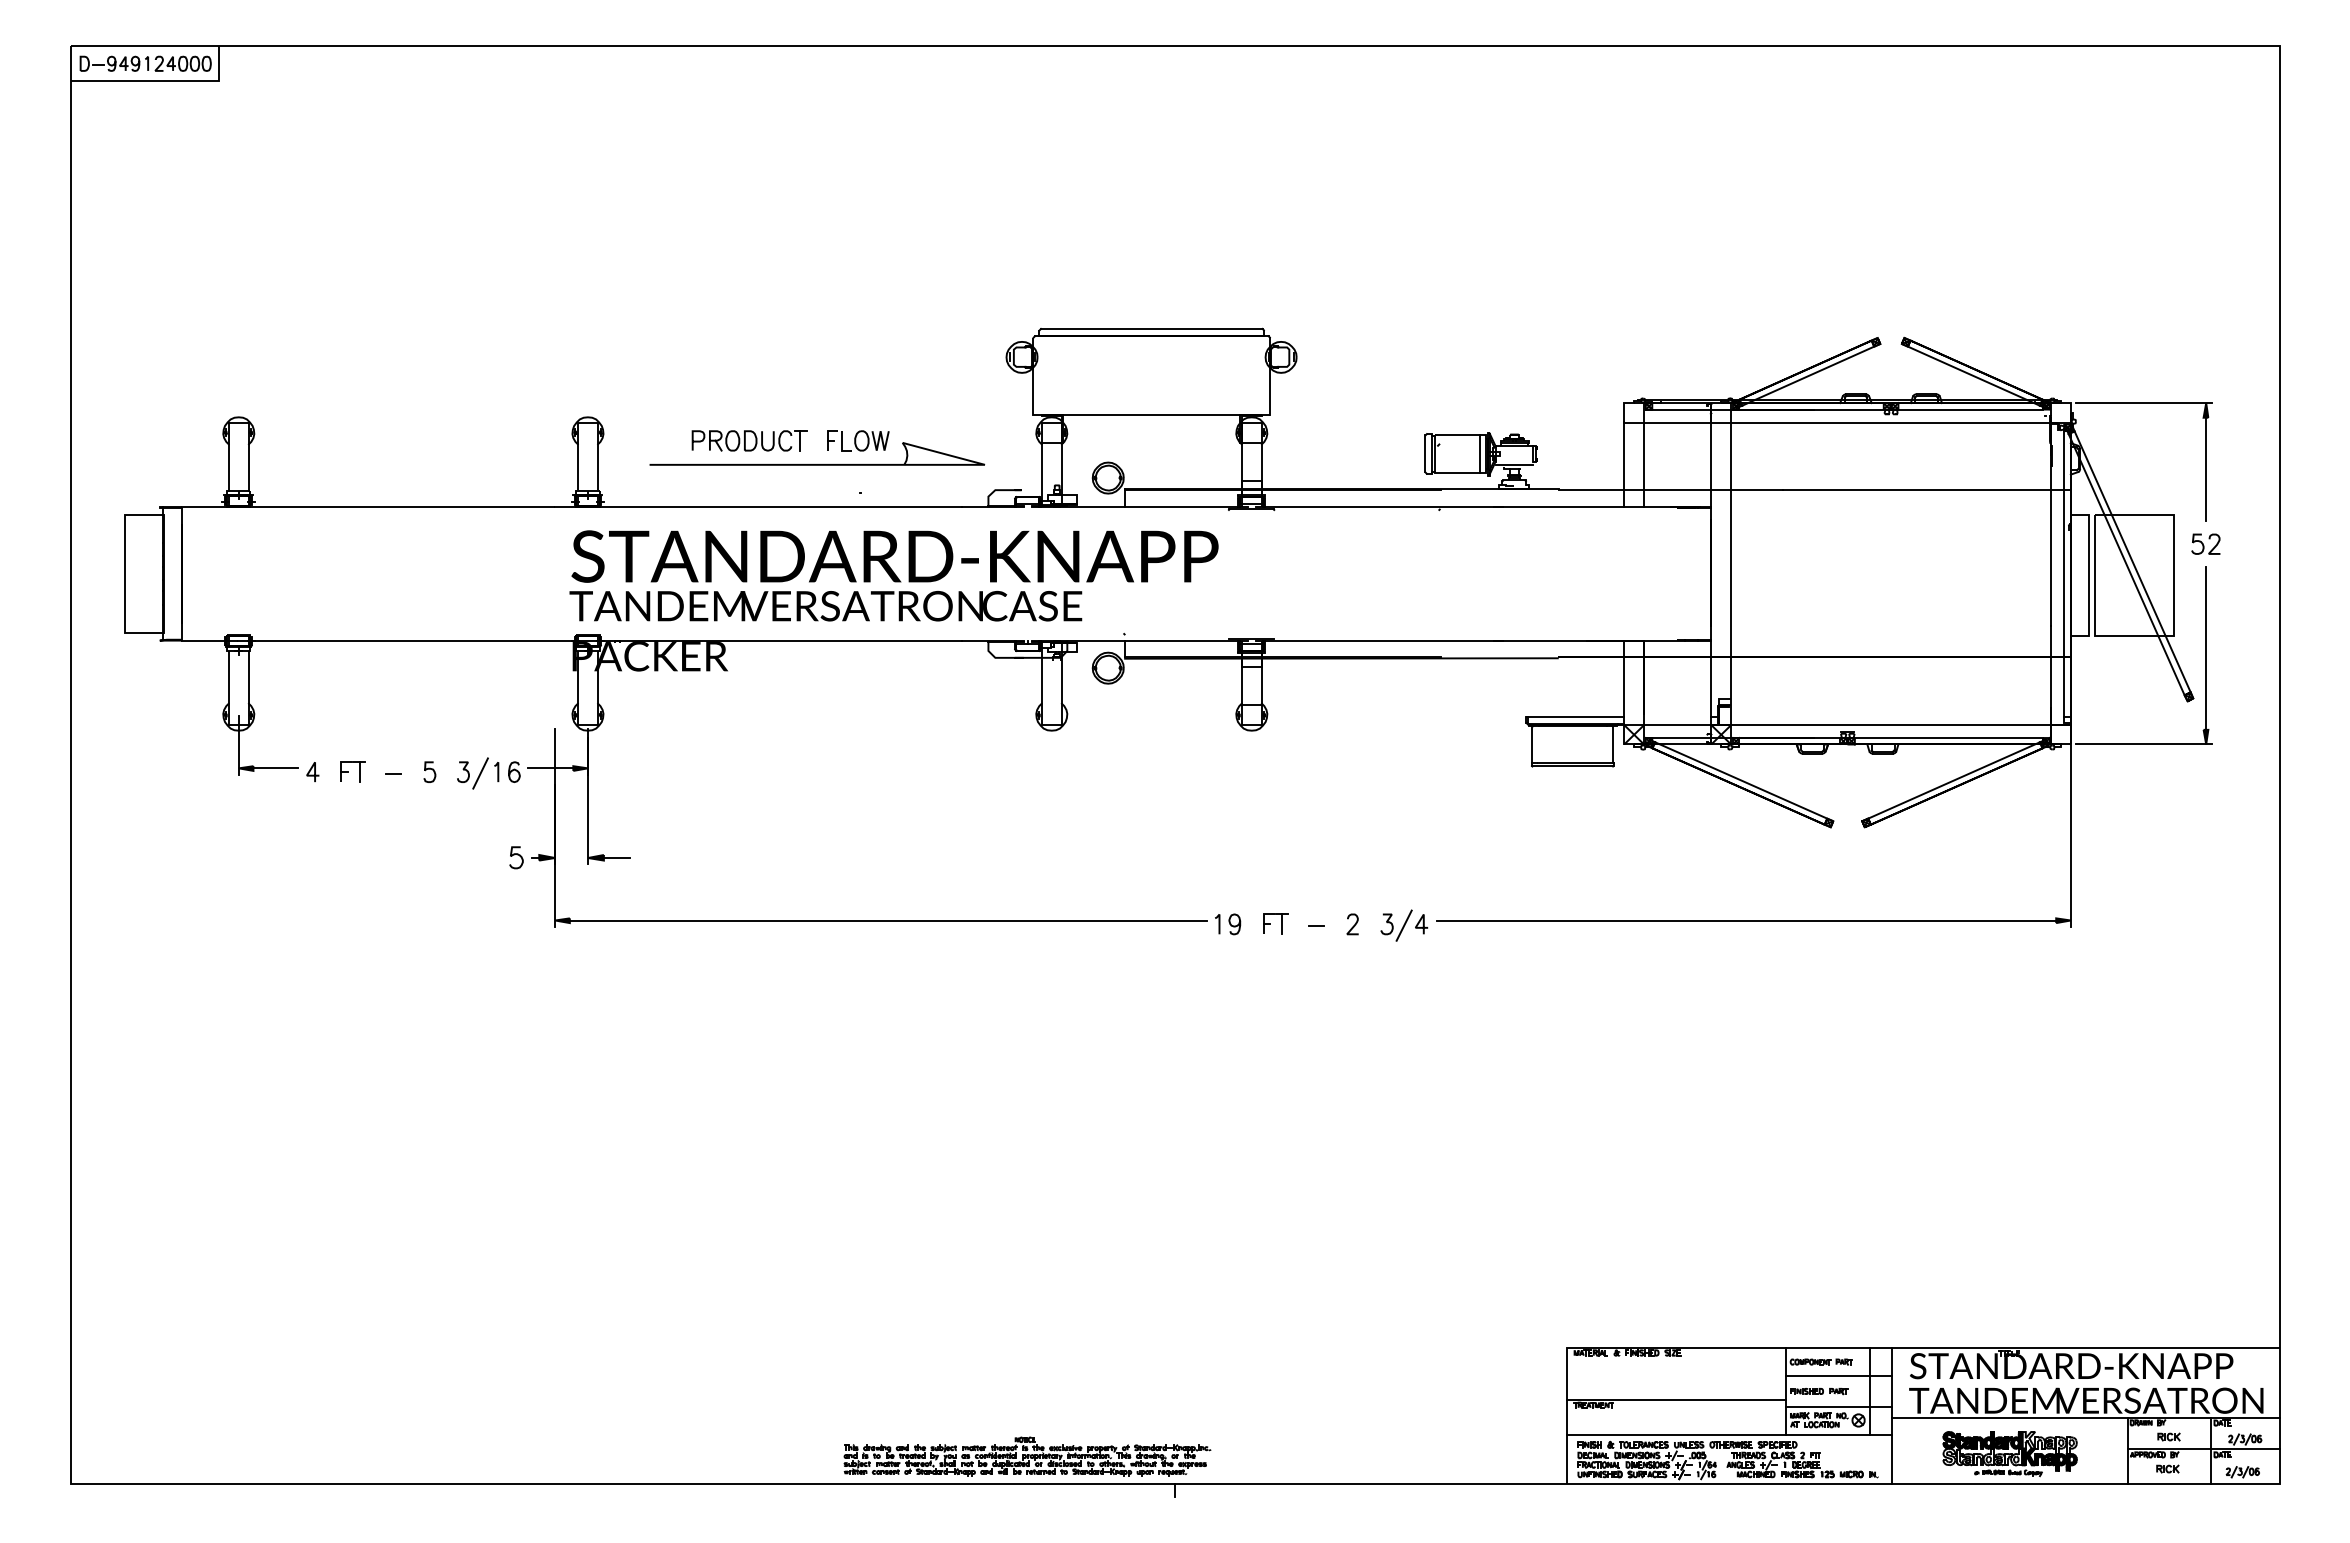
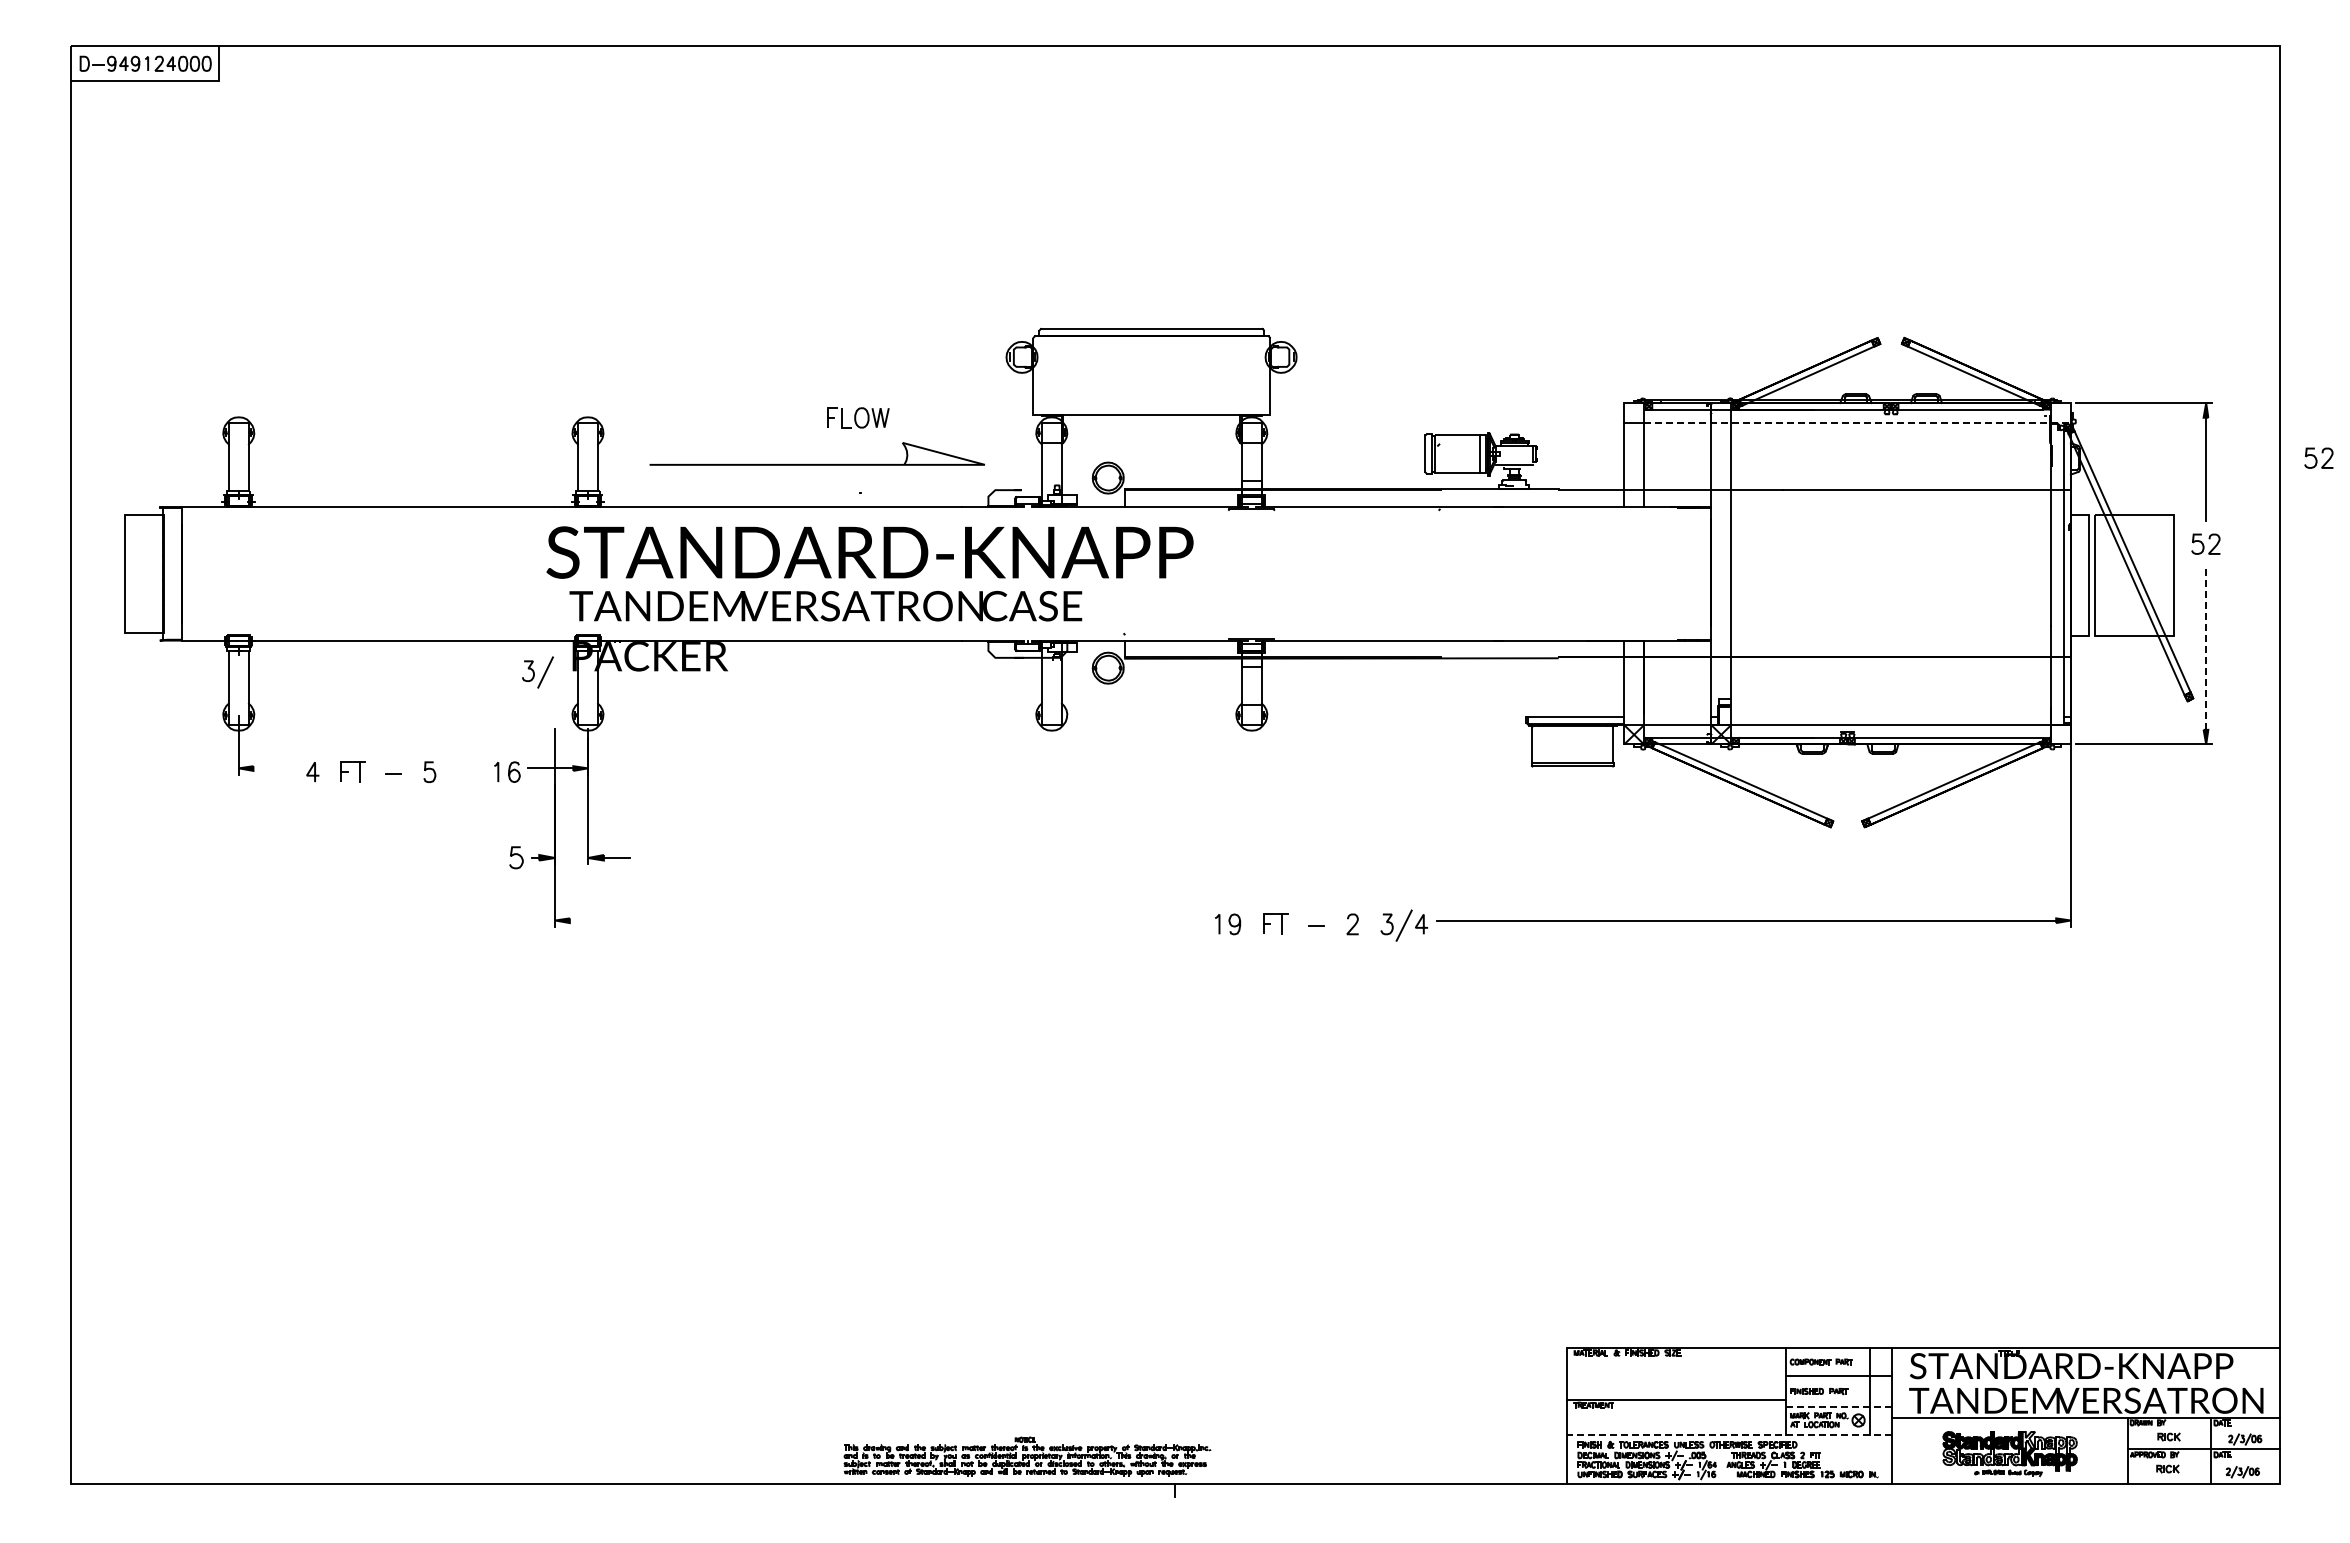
line: solid -> dashed (1857, 422)
part: present -> none (749, 440)
part position: (858, 440) -> (858, 417) (858, 417)
part: none -> present (2318, 457)
text position: (894, 556) -> (869, 552) (869, 552)
line: solid -> dashed (2206, 648)
line: present -> none (275, 768)
part position: (472, 773) -> (537, 672) (537, 672)
line: present -> none (887, 920)
line: solid -> dashed (1838, 1406)
line: solid -> dashed (1728, 1435)
